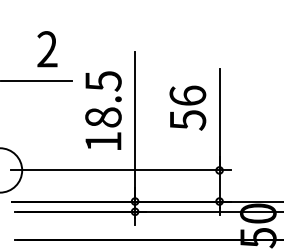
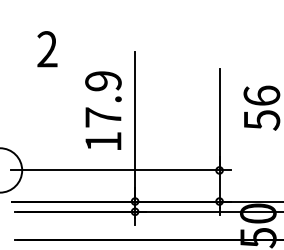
line: present -> none (37, 81)
text: 18.5 -> 17.9 (103, 99)
text position: (187, 107) -> (261, 107) (261, 107)
